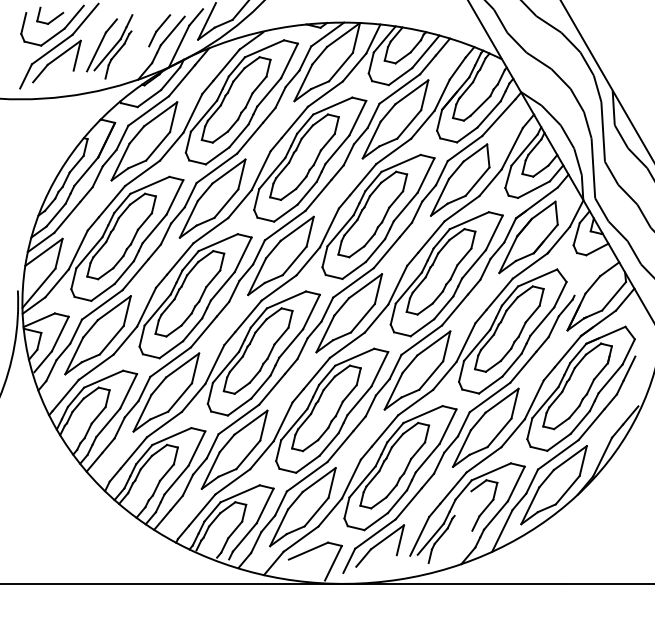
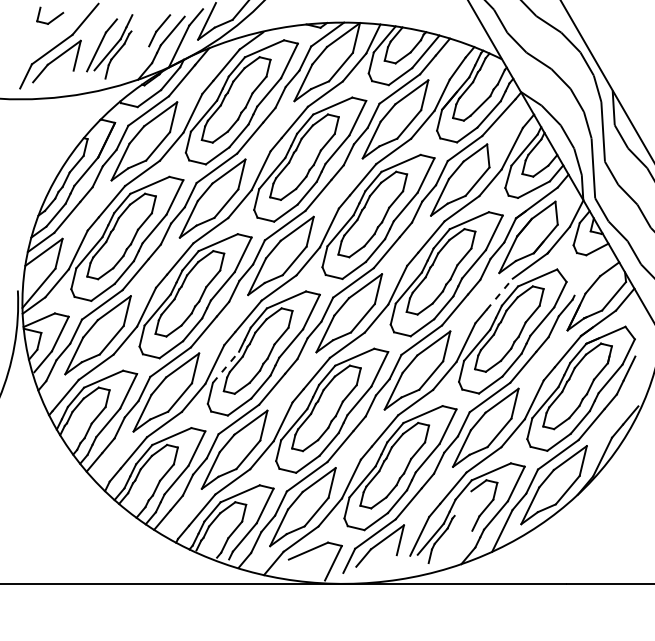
part: present -> none (58, 31)
line: solid -> dashed (499, 293)
line: solid -> dashed (226, 366)
